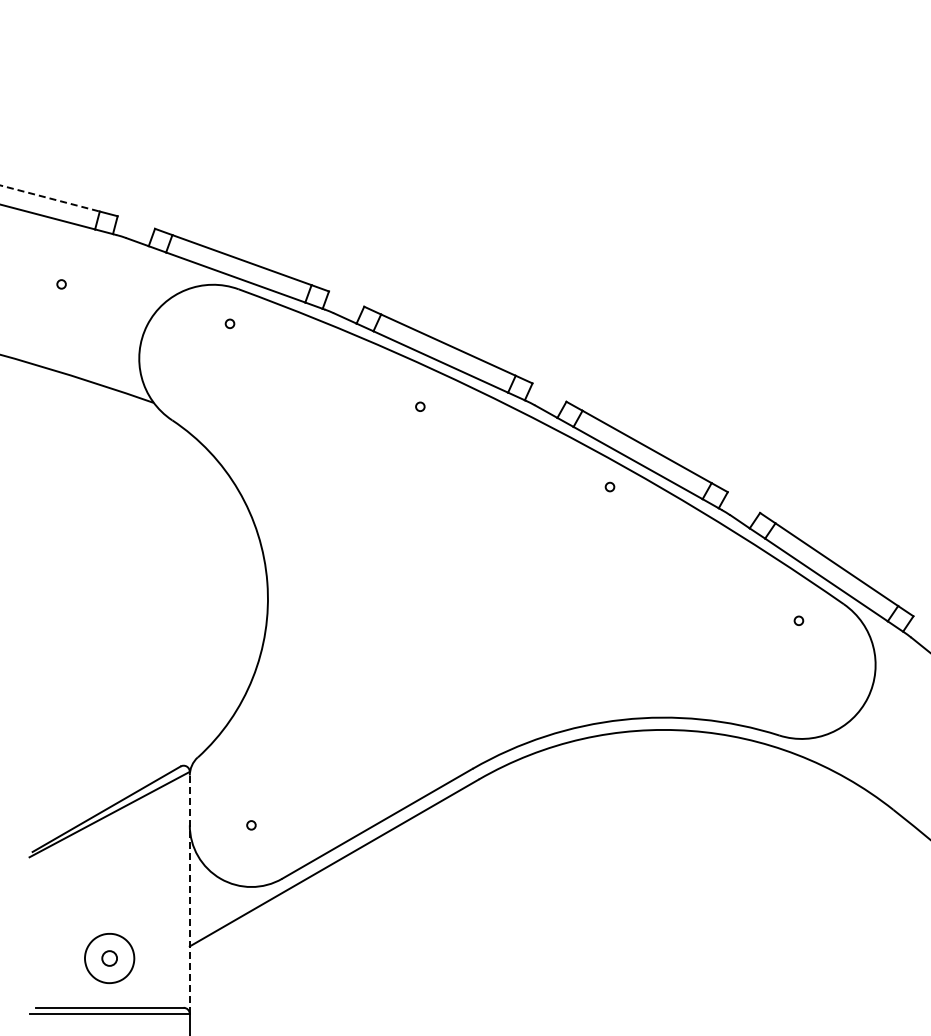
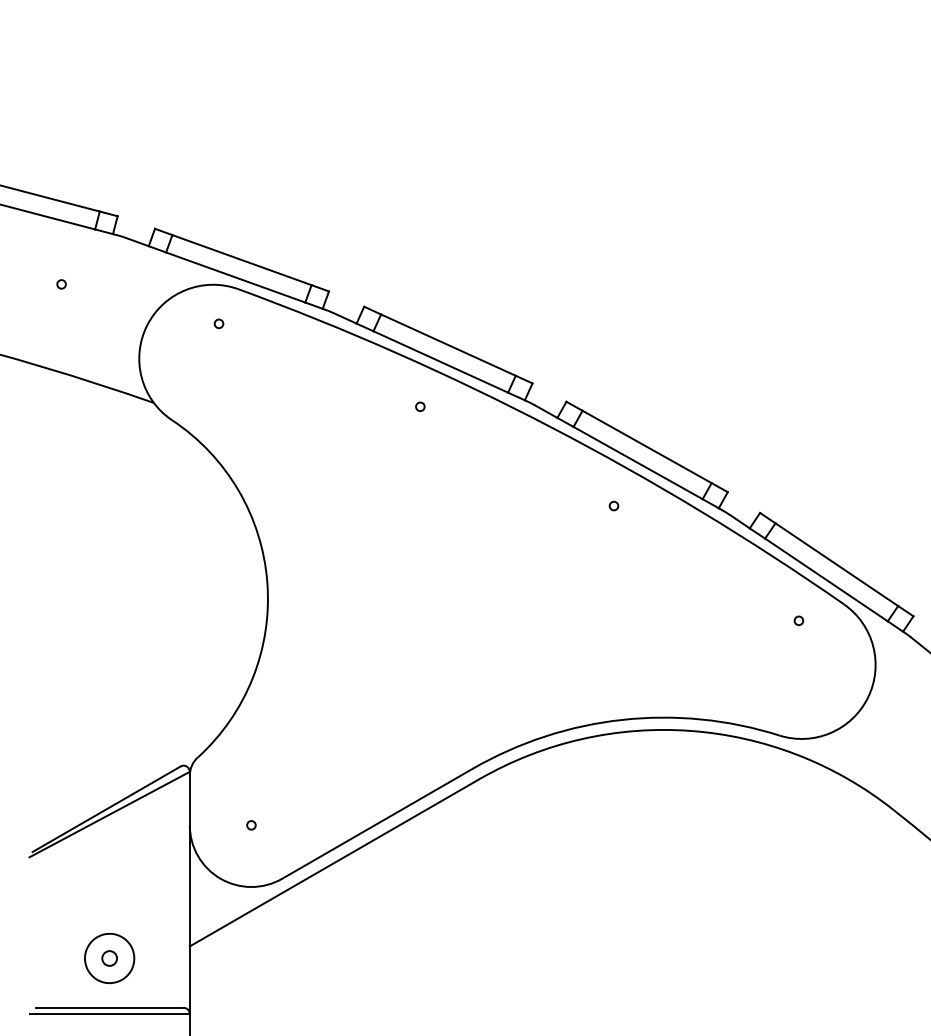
line: dashed -> solid (50, 198)
circle position: (229, 323) -> (218, 323) (218, 323)
circle position: (609, 486) -> (613, 505) (613, 505)
line: dashed -> solid (189, 892)
